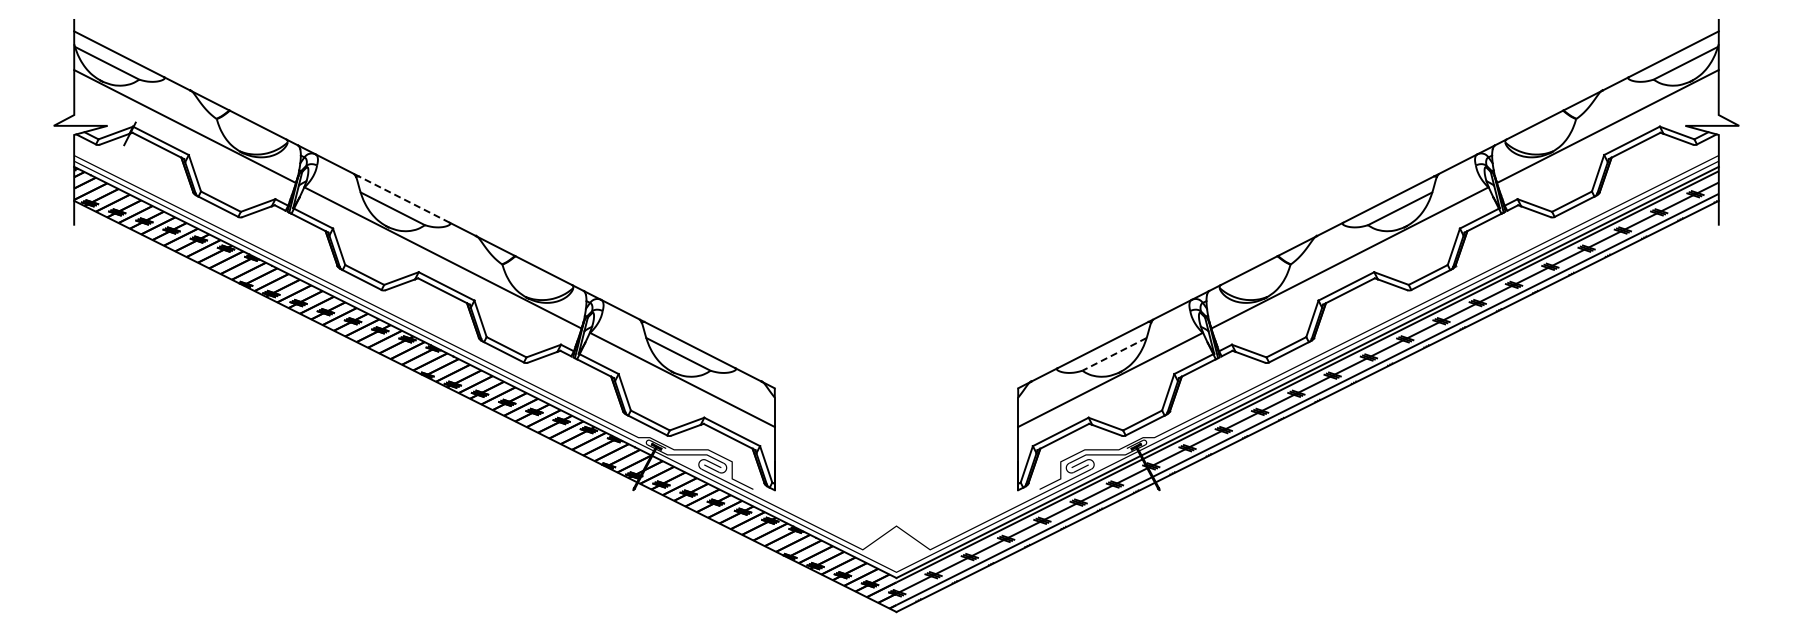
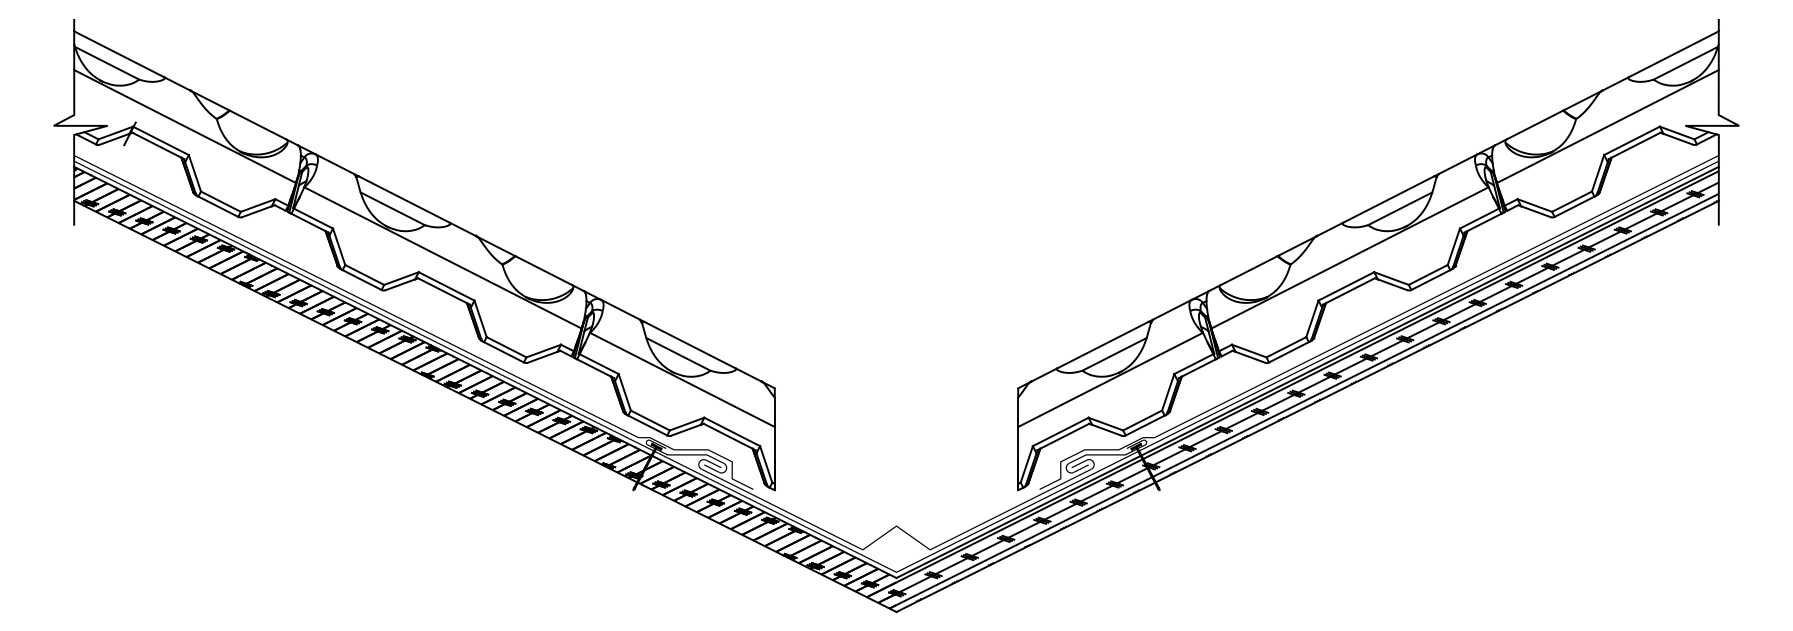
line: dashed -> solid (403, 199)
line: dashed -> solid (1114, 354)
